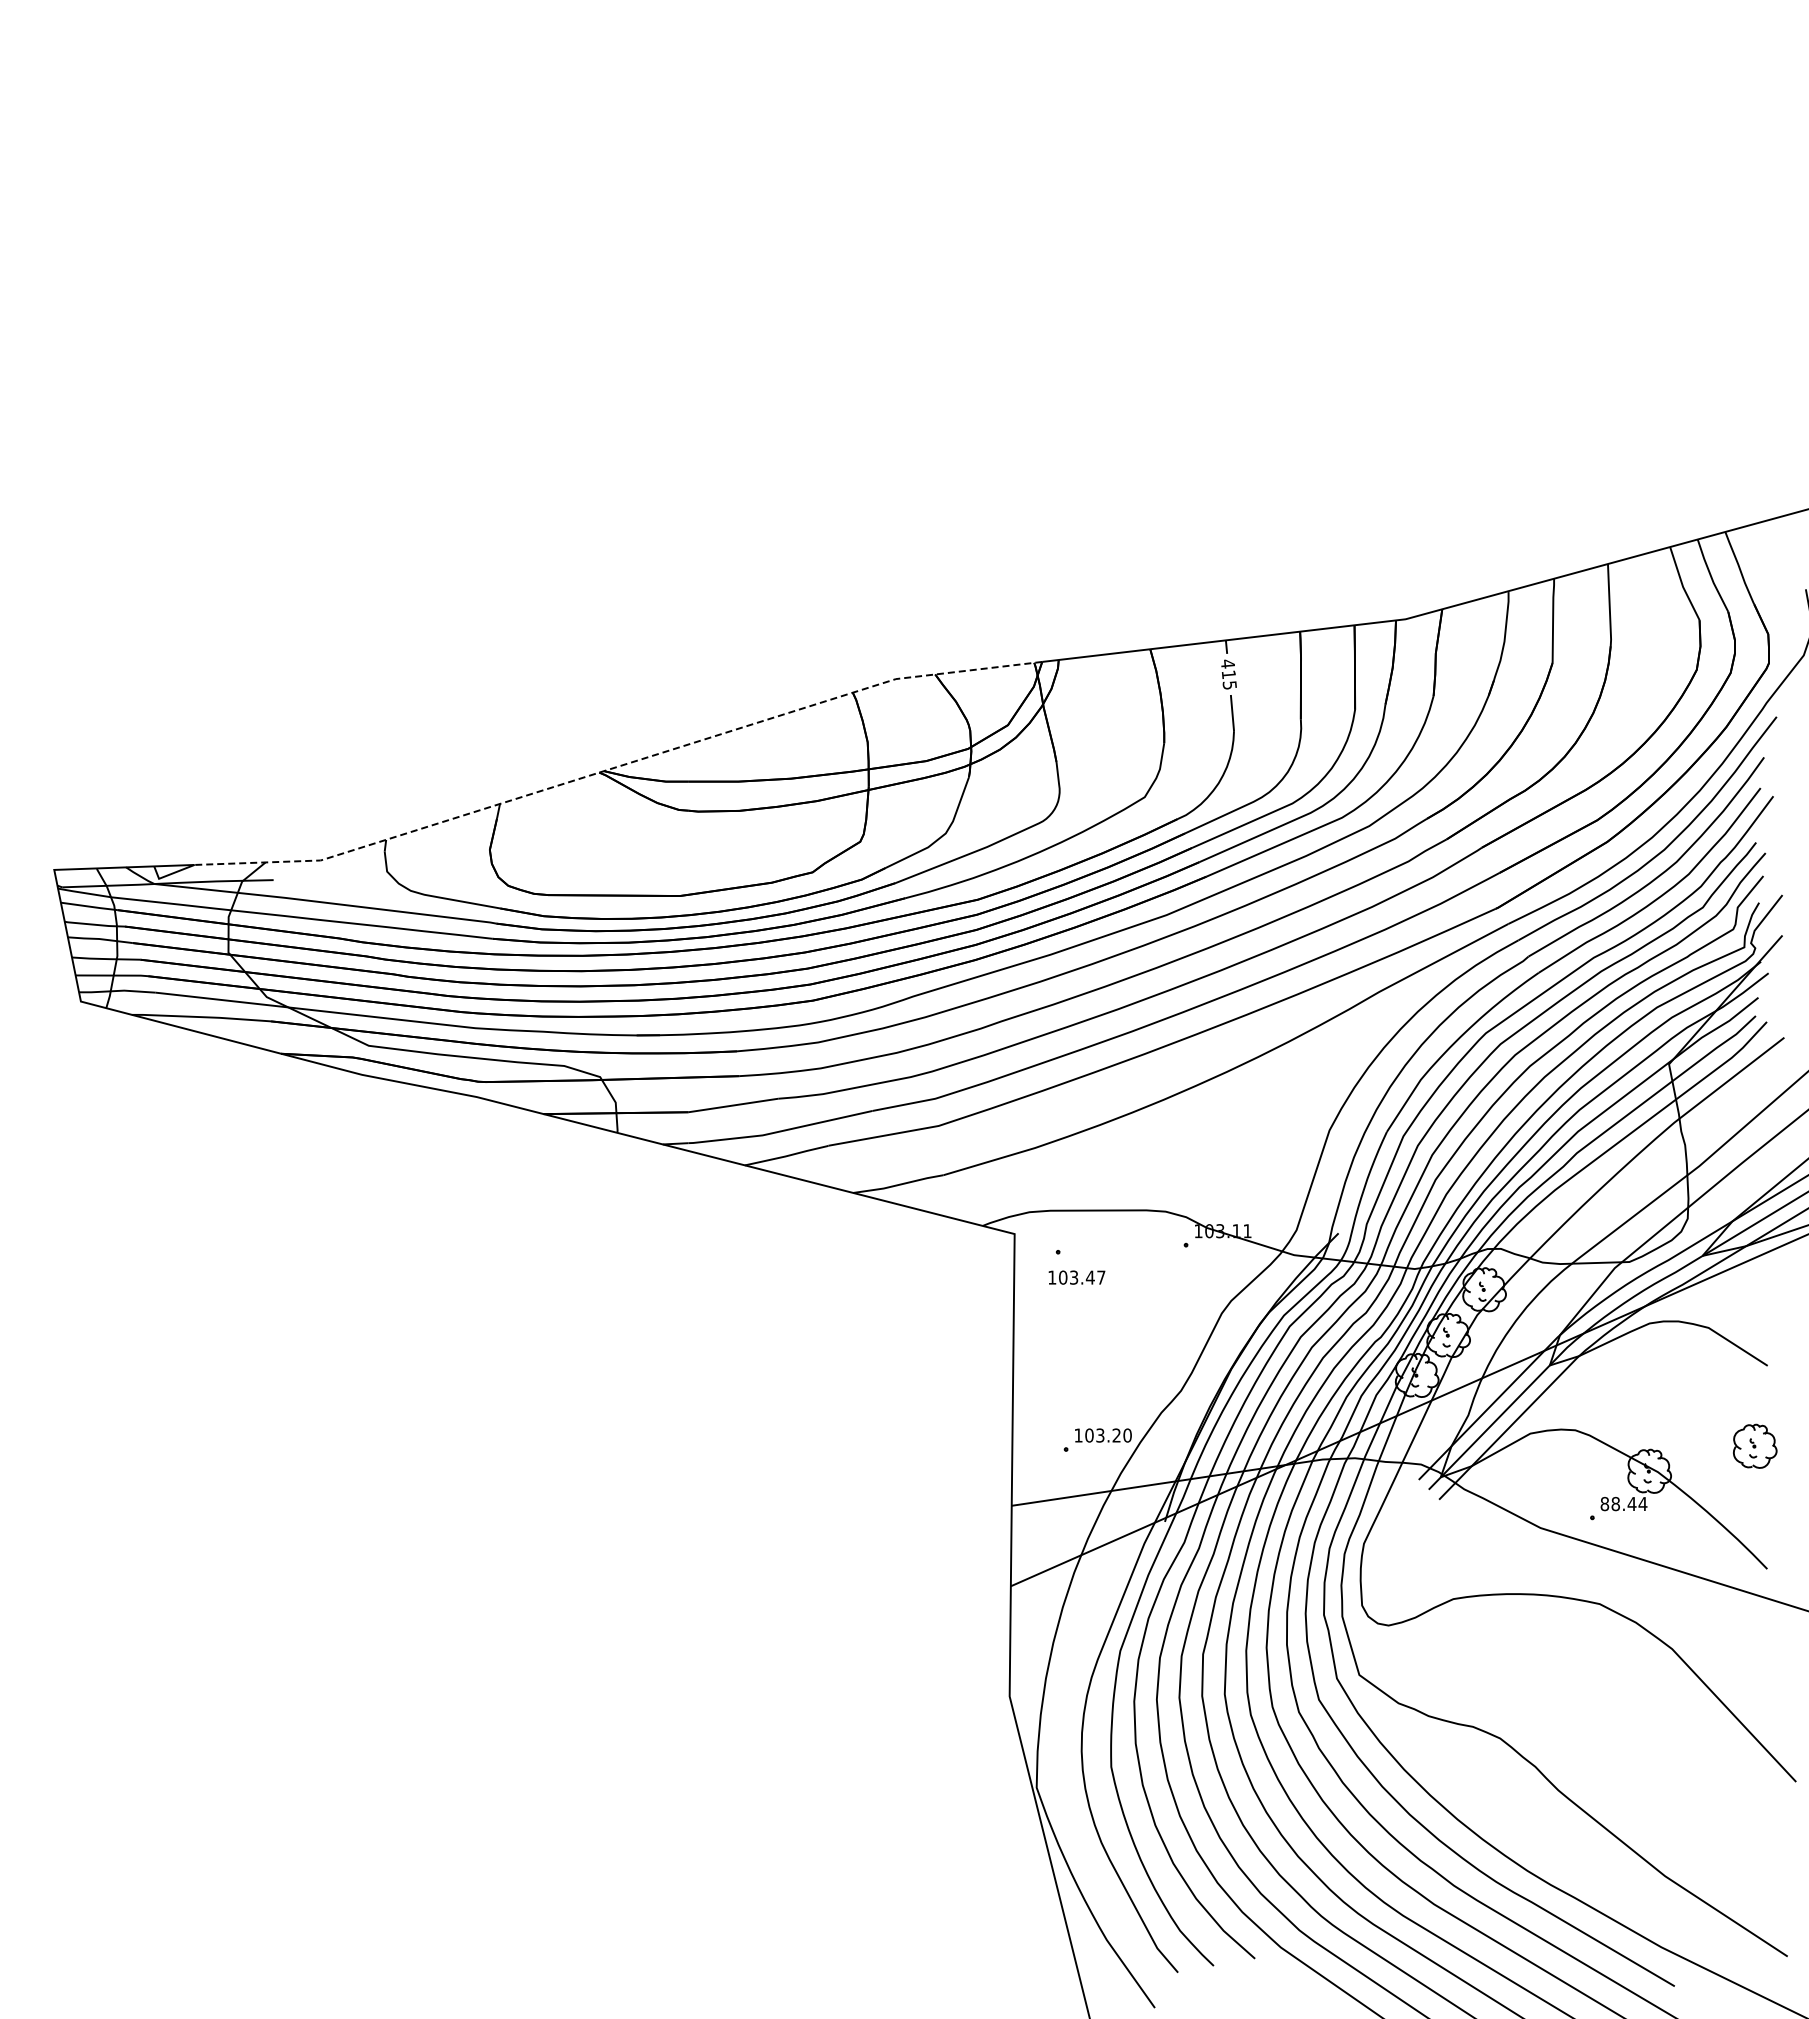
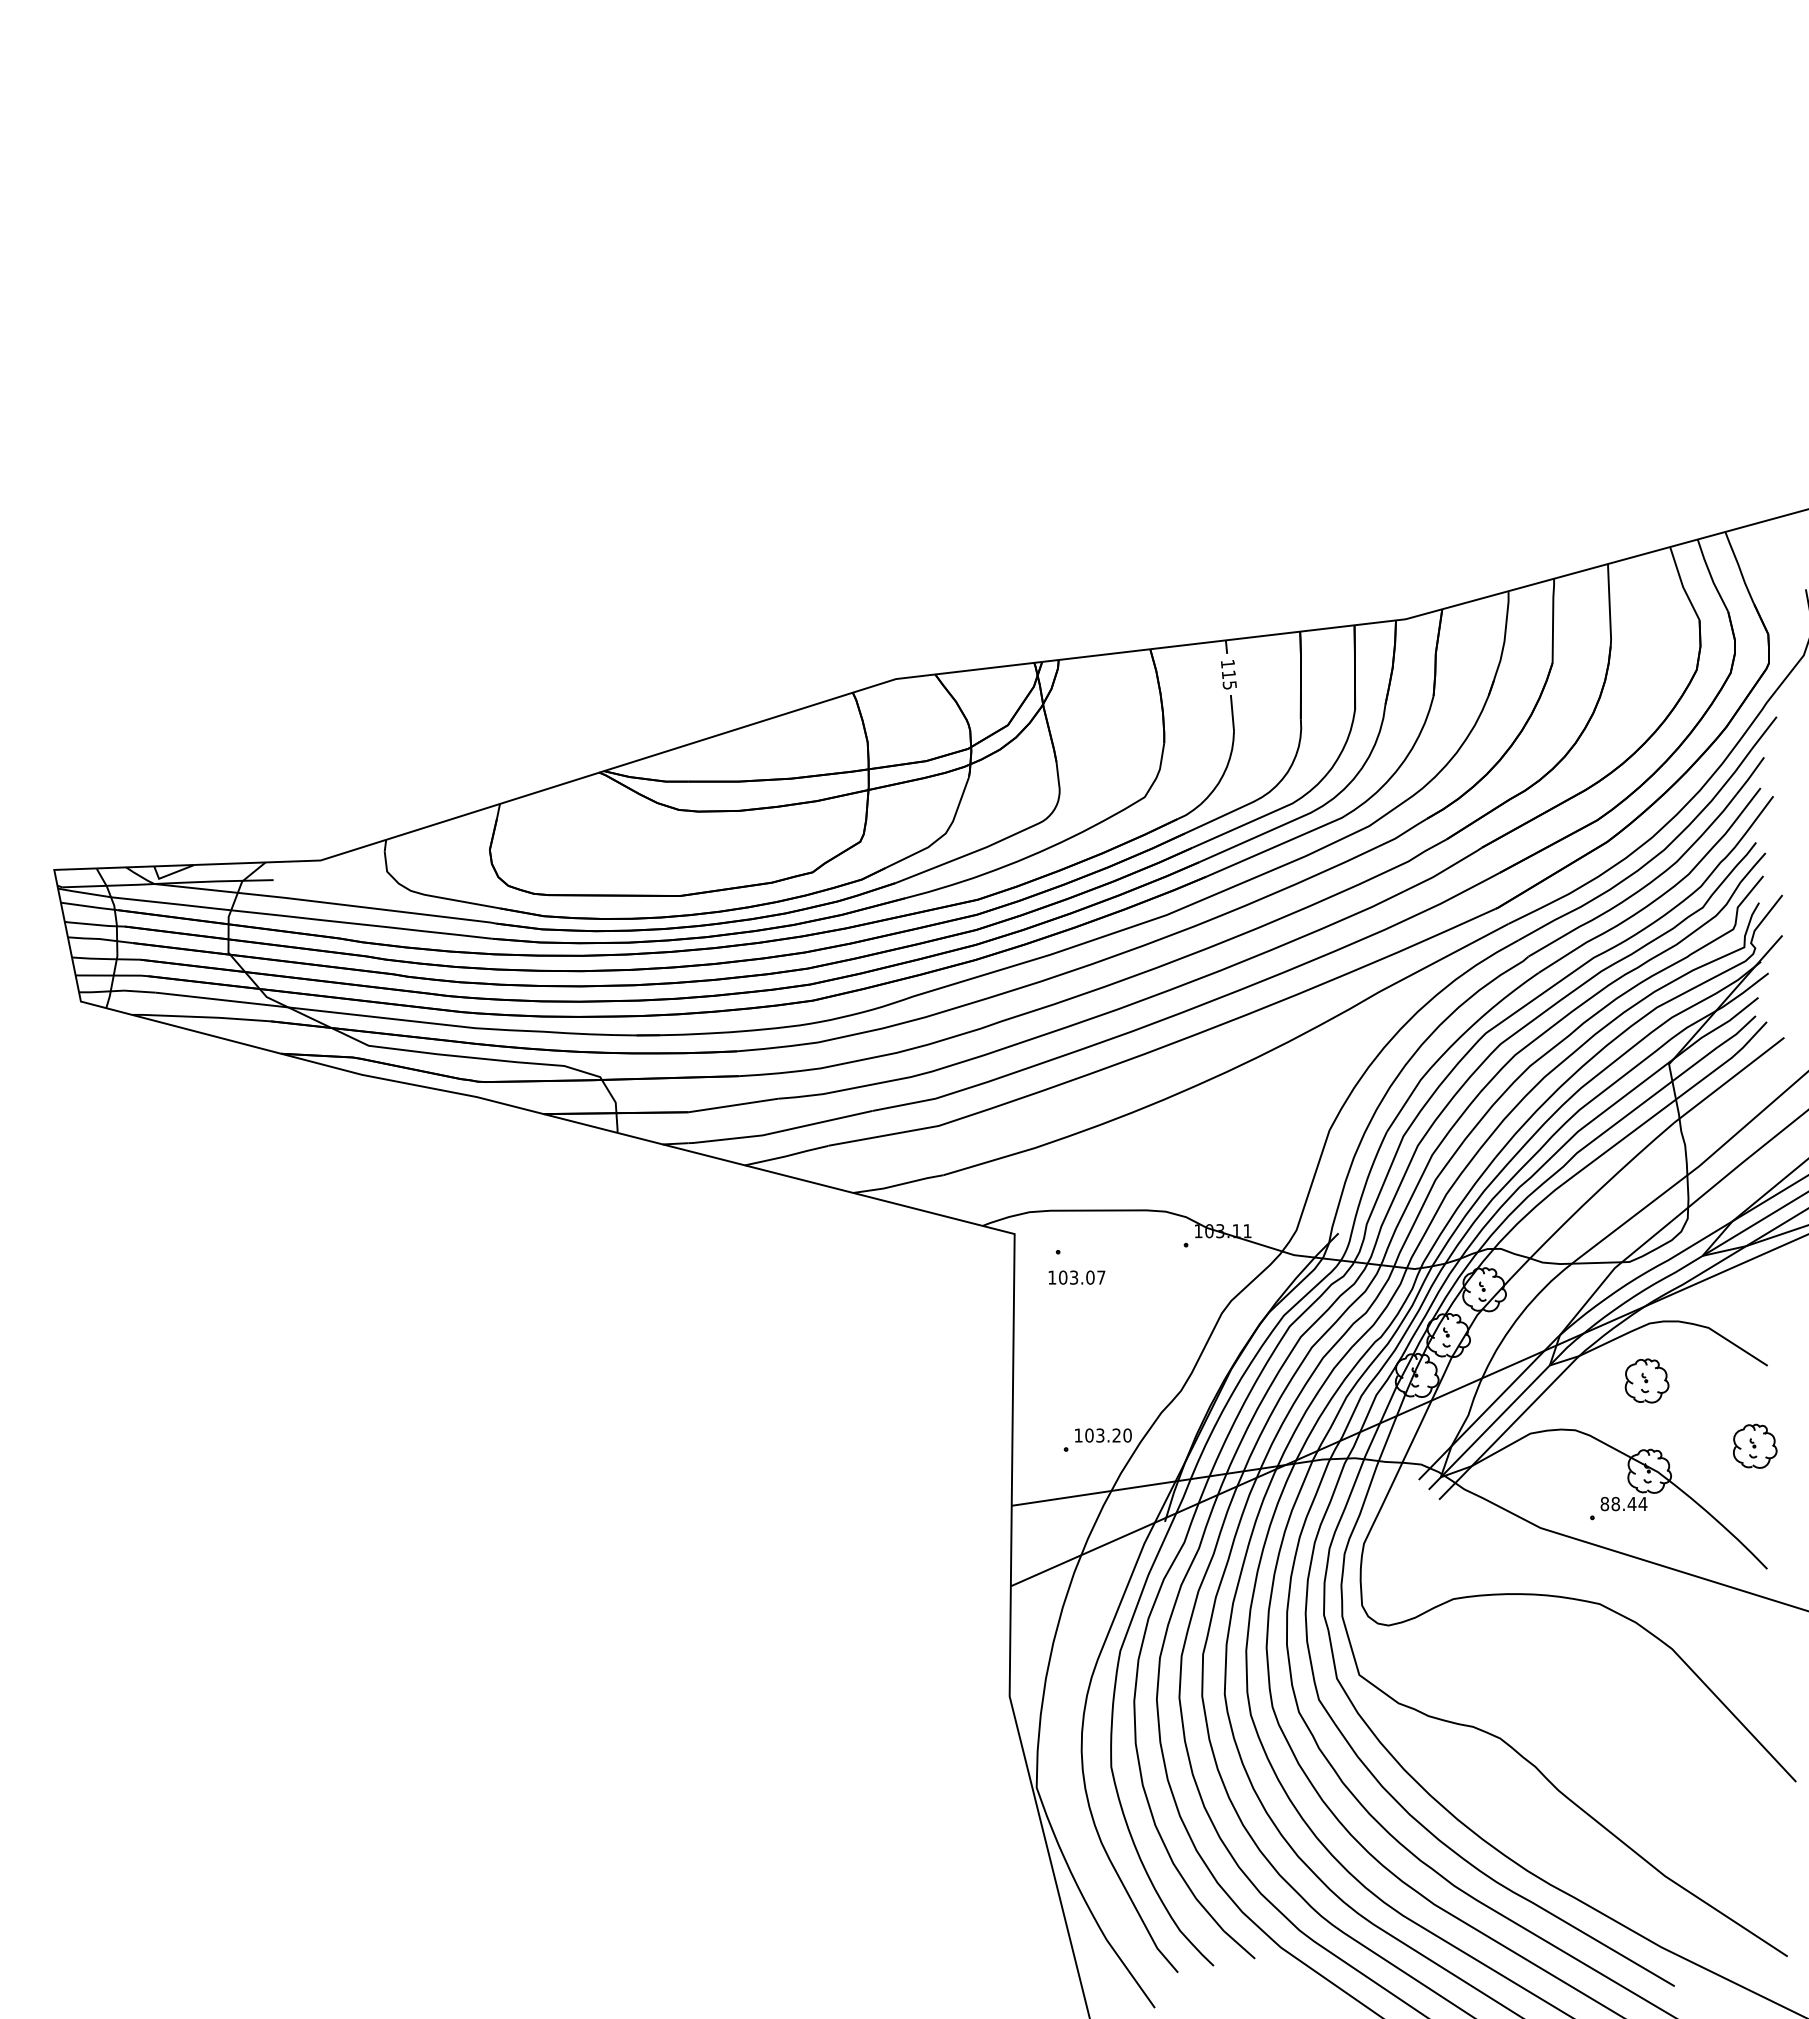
text: 415 -> 115 (1227, 663)
line: dashed -> solid (617, 766)
text: 103.47 -> 103.07 (1089, 1277)
part: none -> present (1646, 1380)
